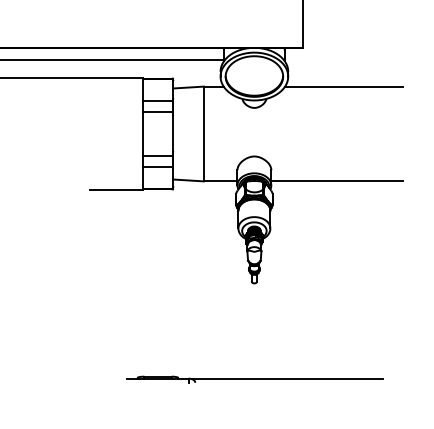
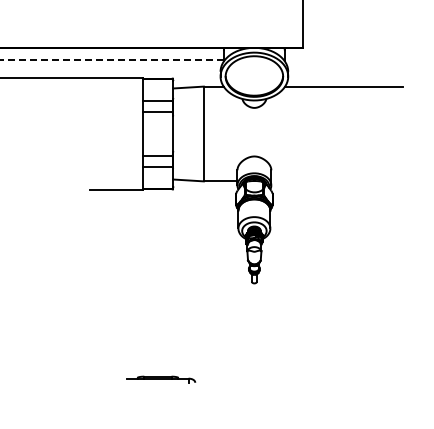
line: solid -> dashed (112, 60)
line: present -> none (337, 181)
line: present -> none (287, 379)
